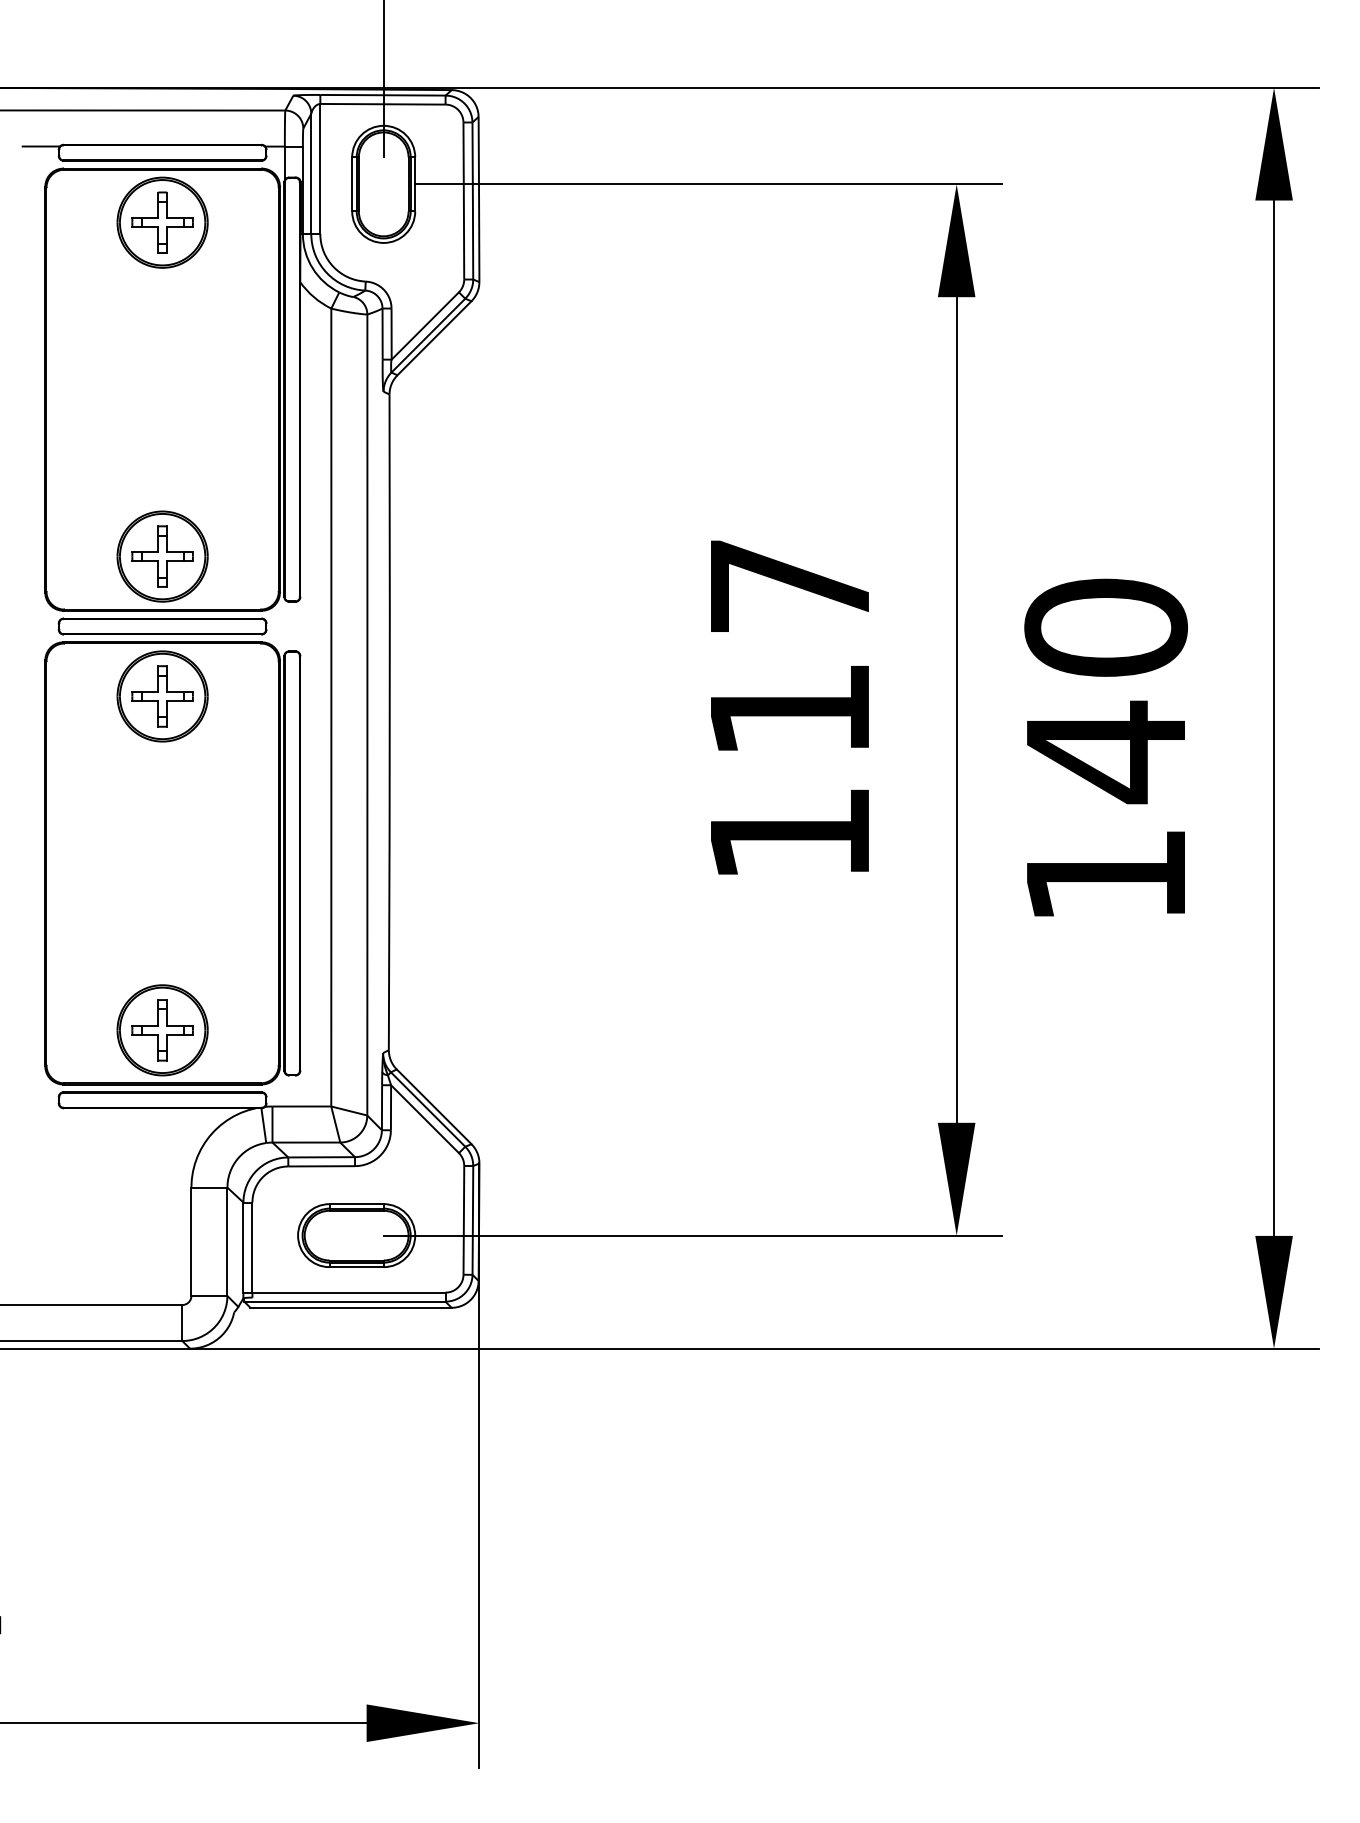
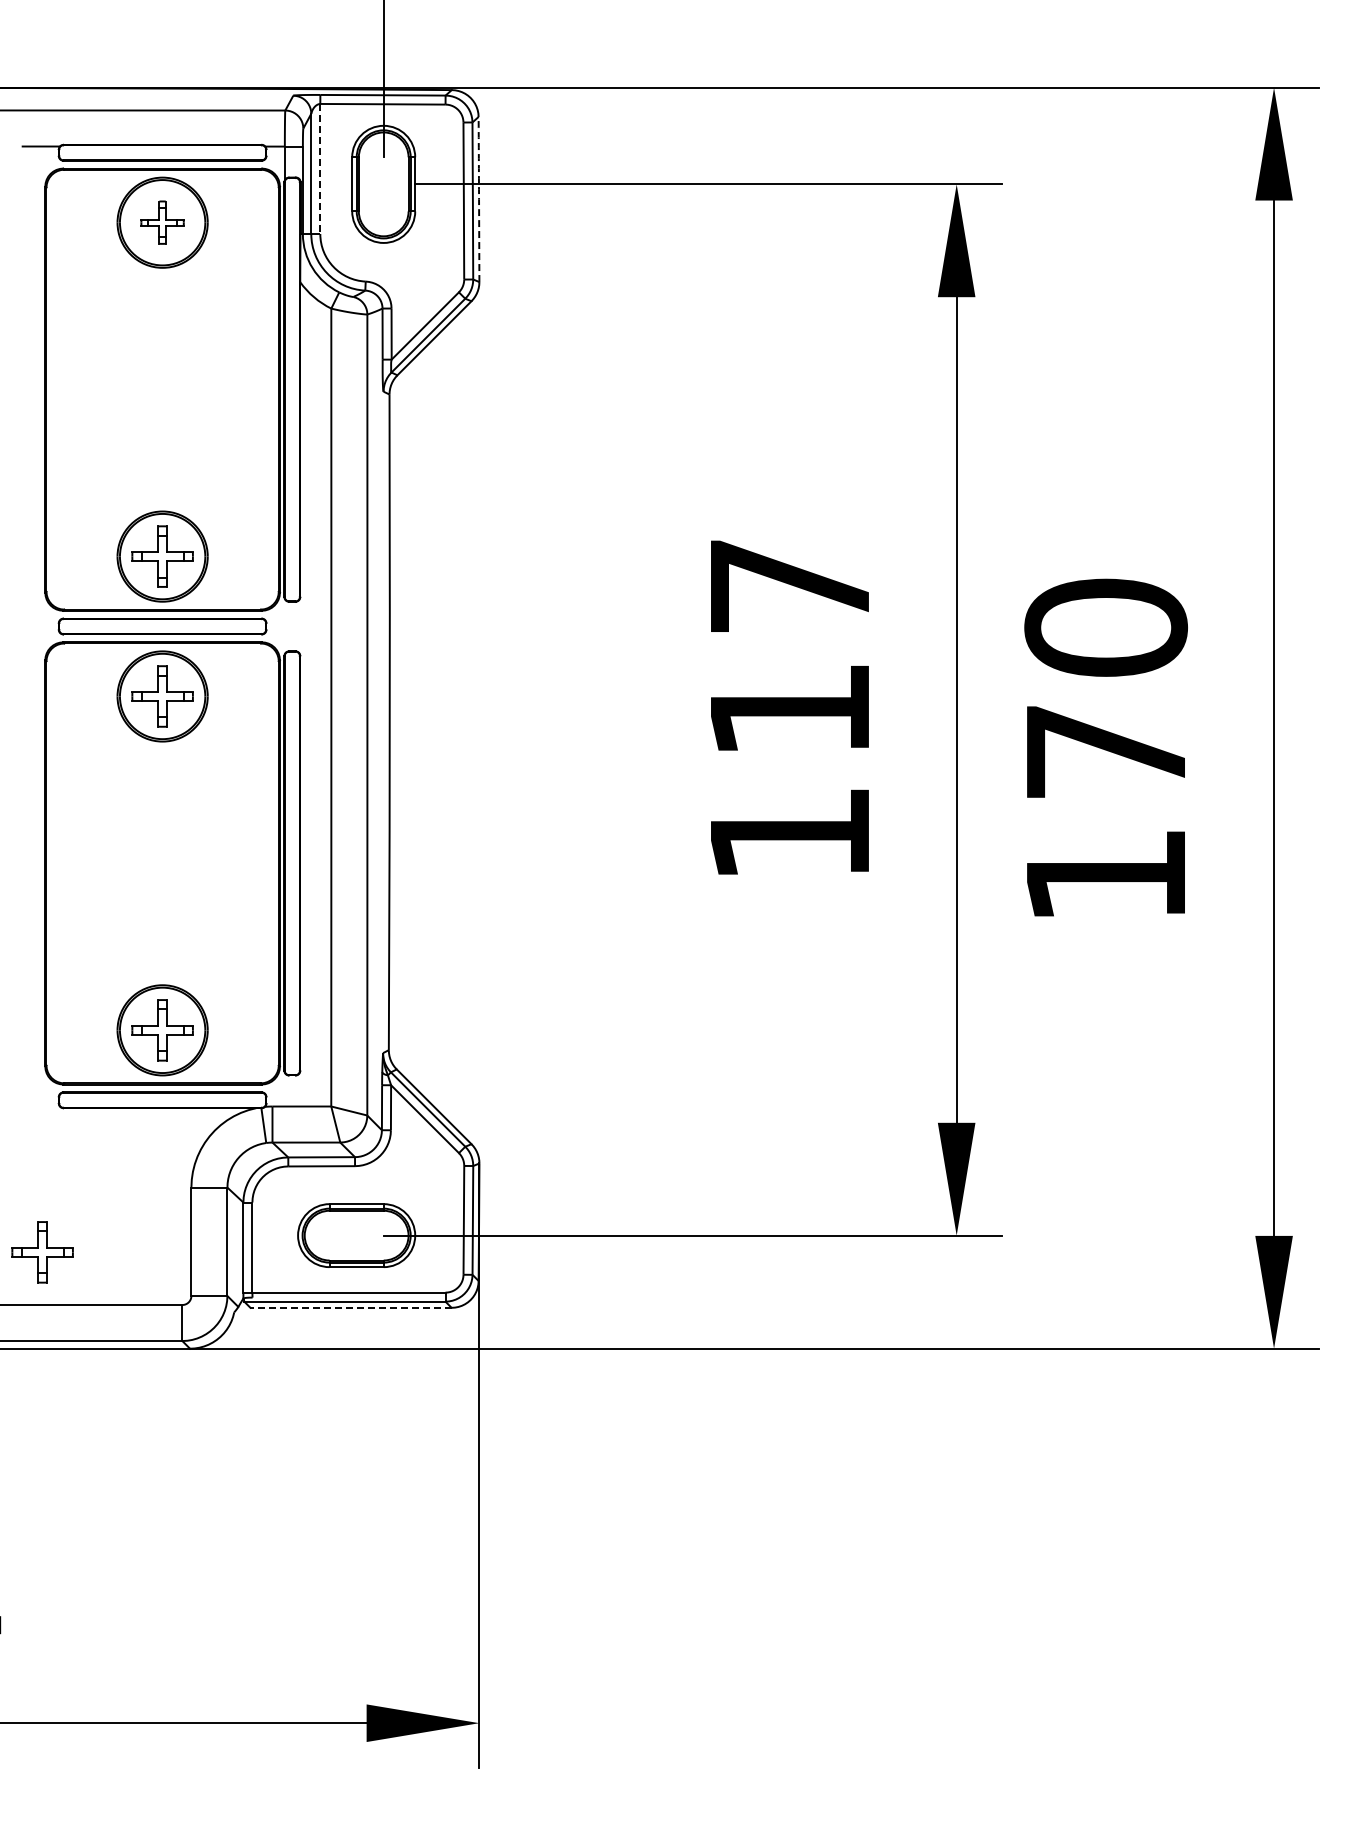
line: solid -> dashed (320, 169)
arc: solid -> dashed (479, 199)
part size: 63x63 px -> 45x45 px (162, 222)
text: 140 -> 170 (1105, 752)
part: none -> present (42, 1252)
line: solid -> dashed (351, 1307)
